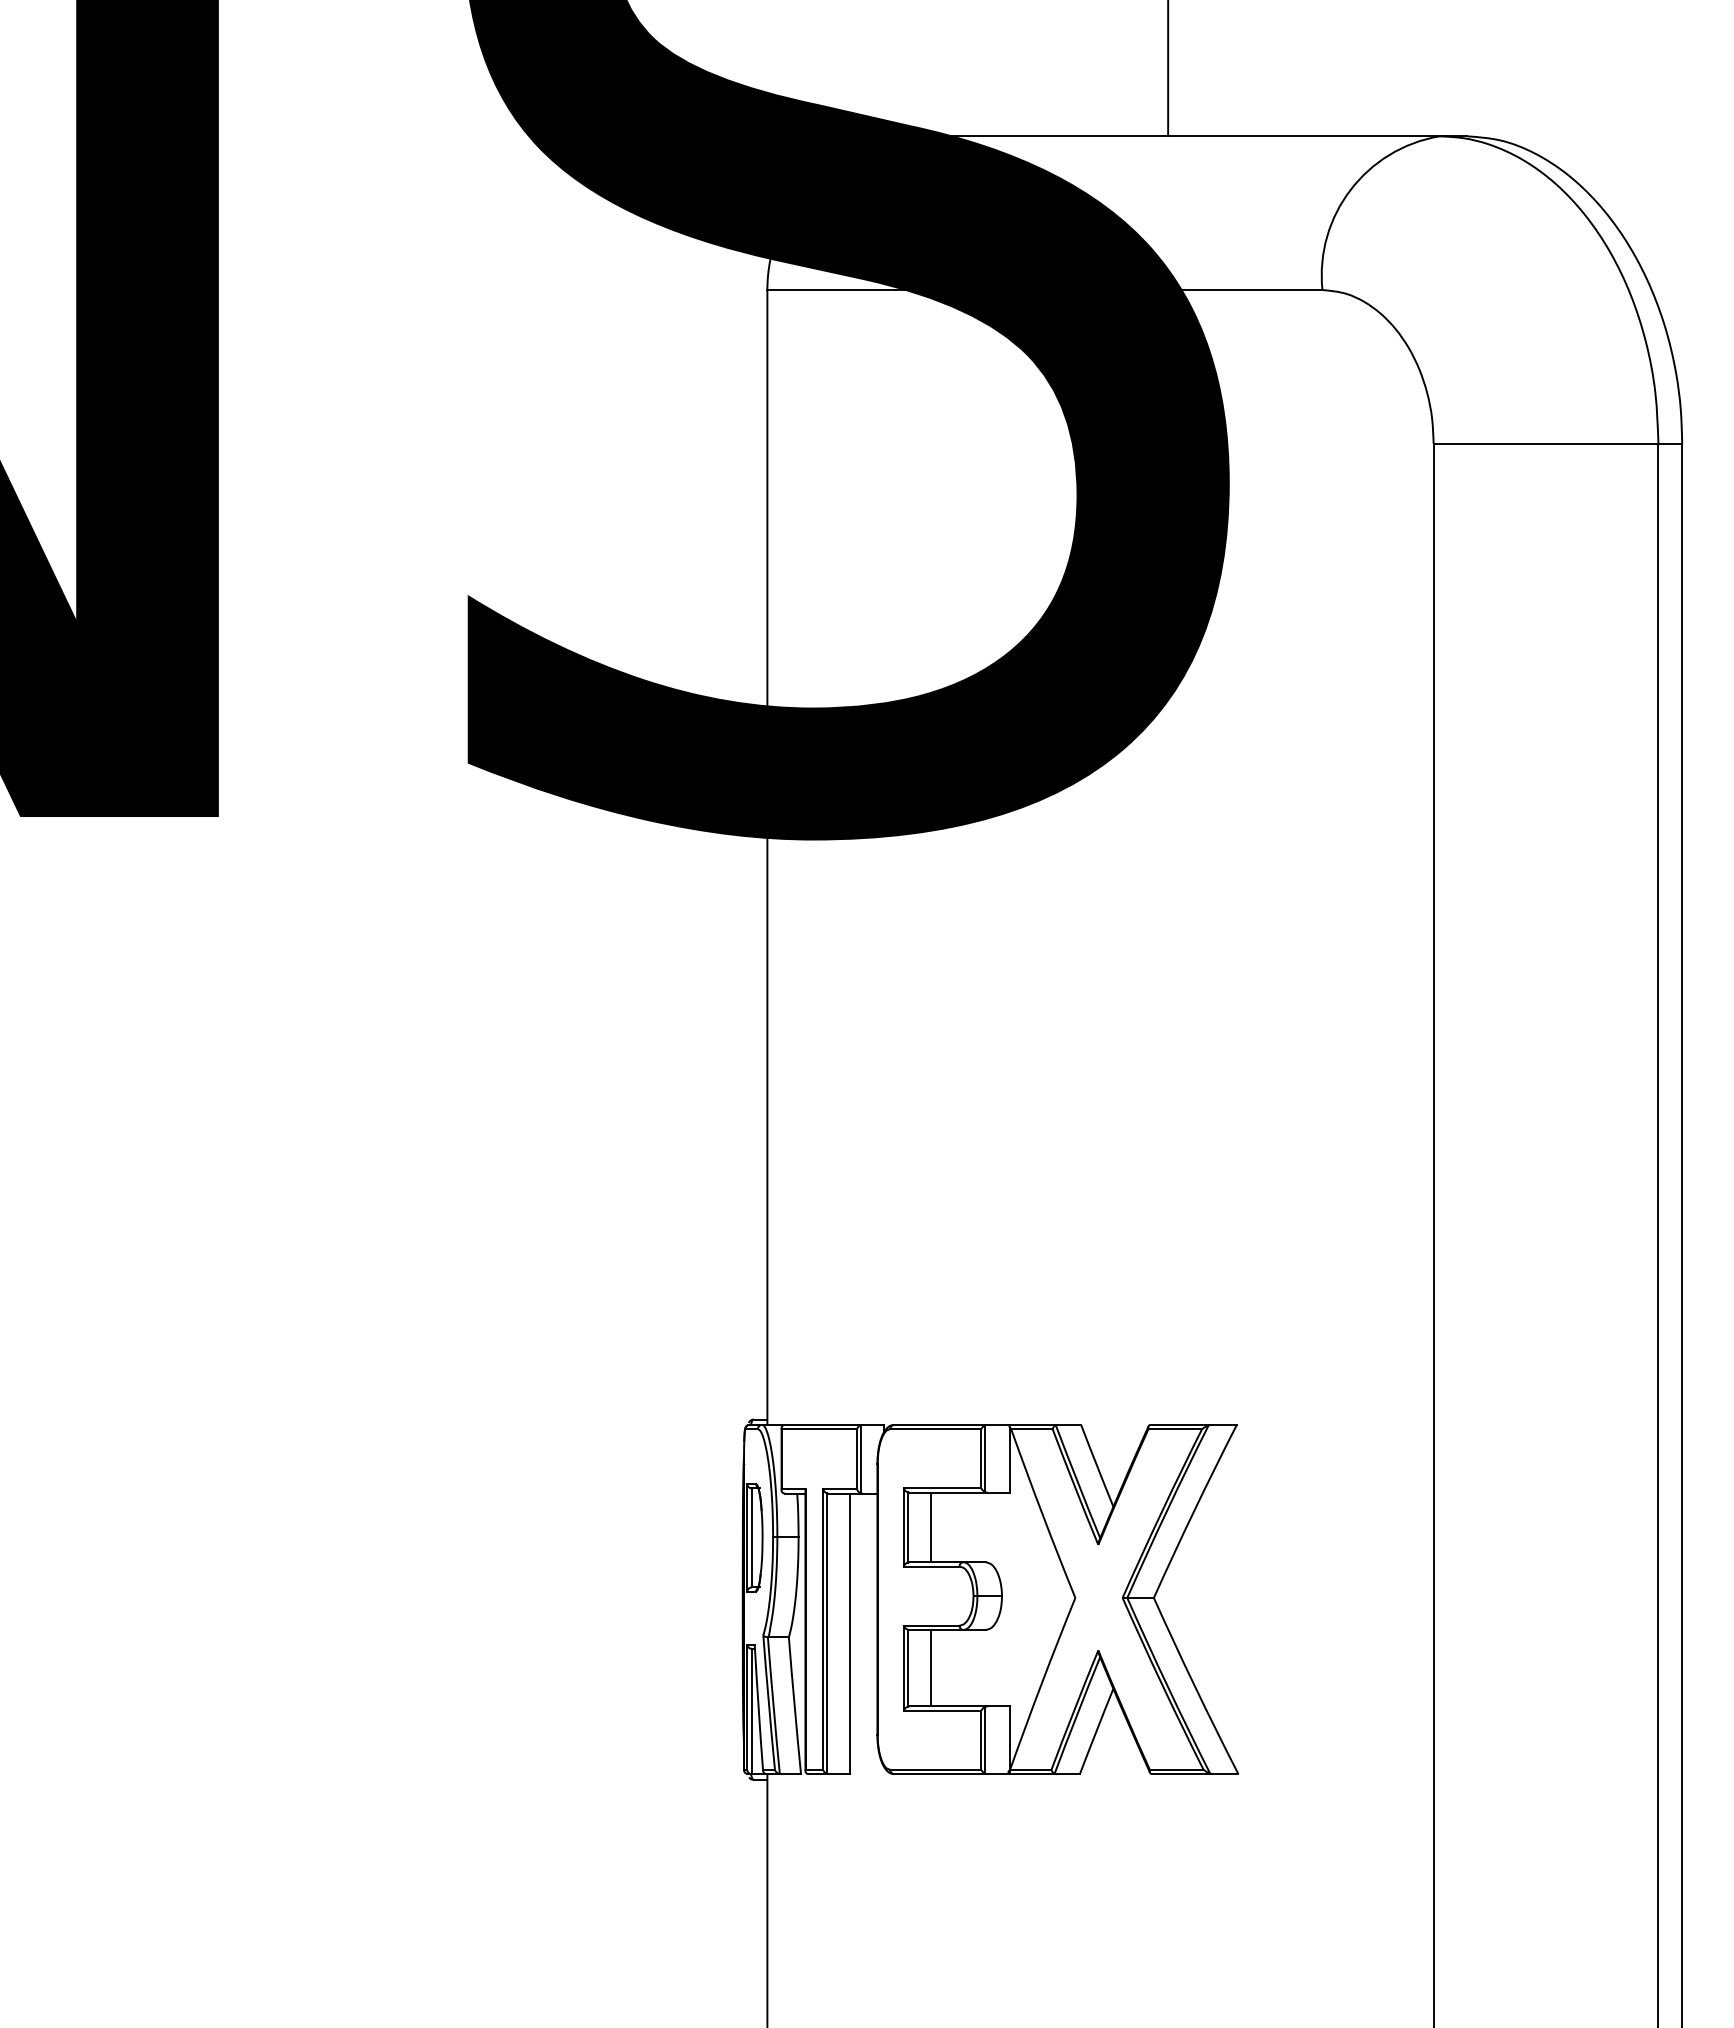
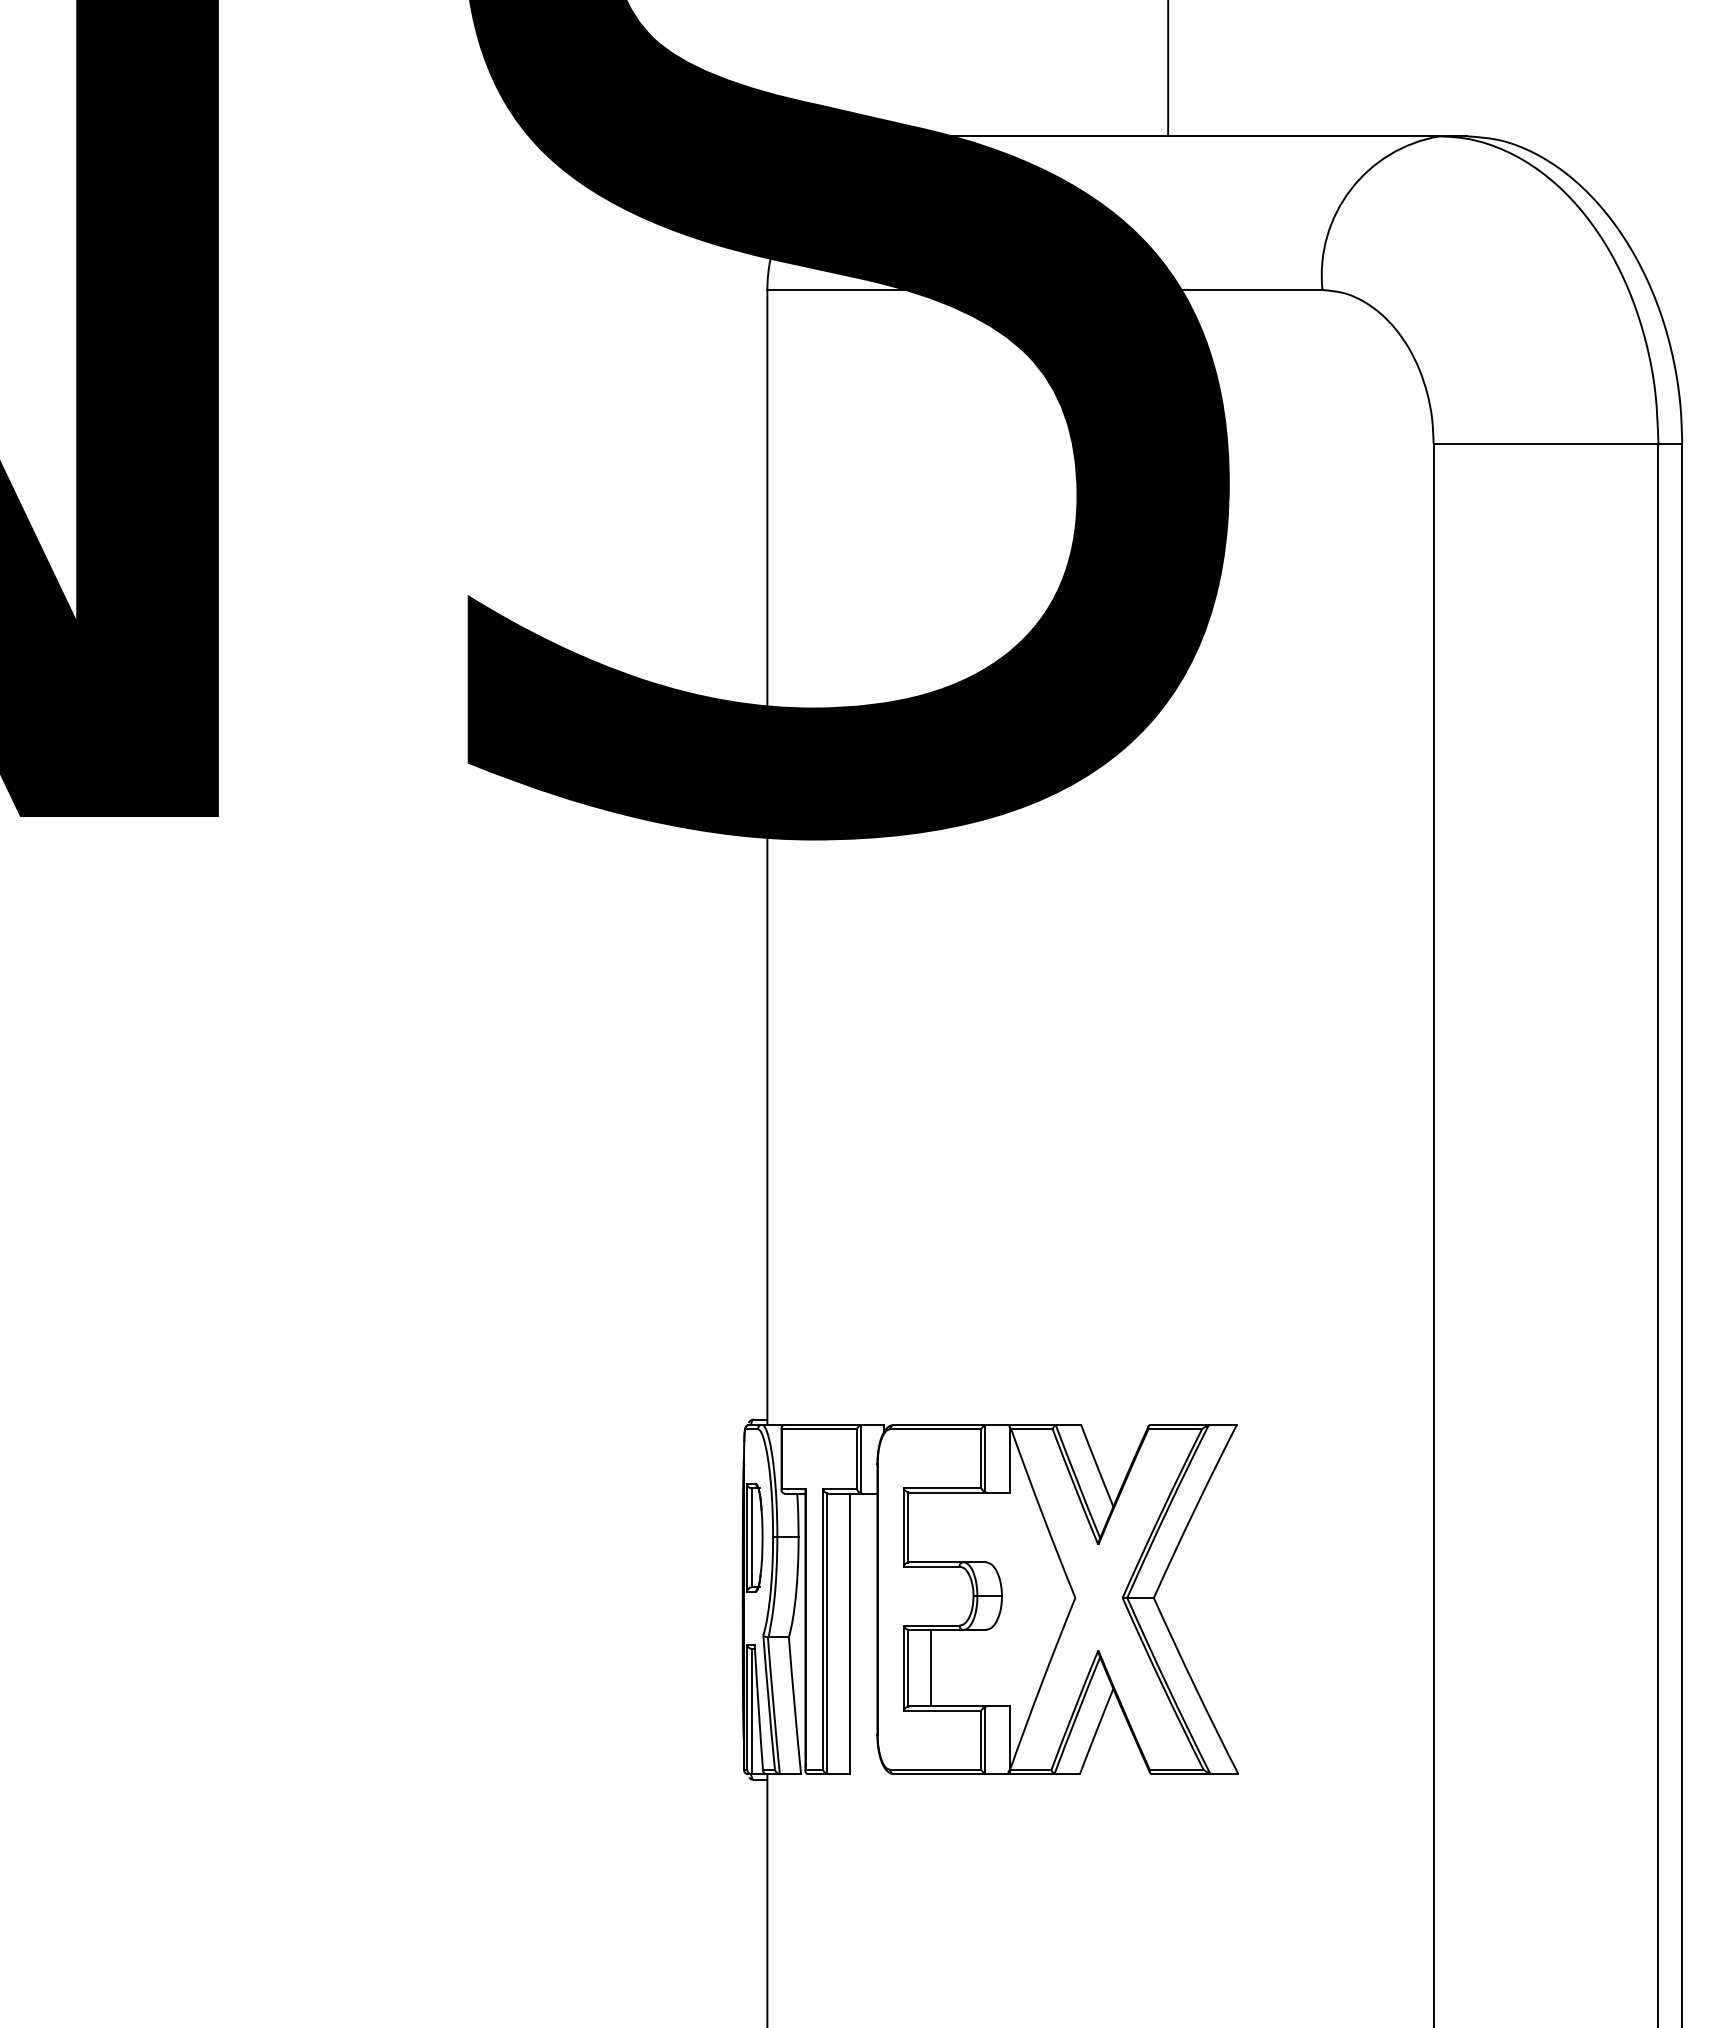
line: present -> none (931, 1527)
